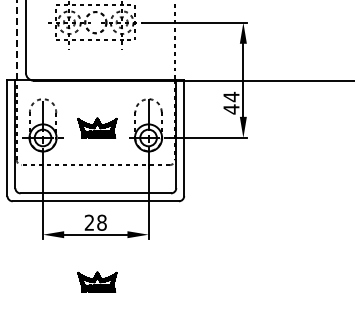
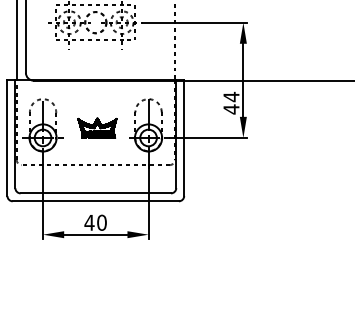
line: dashed -> solid (16, 40)
text: 28 -> 40 (95, 222)
part: present -> none (97, 281)
